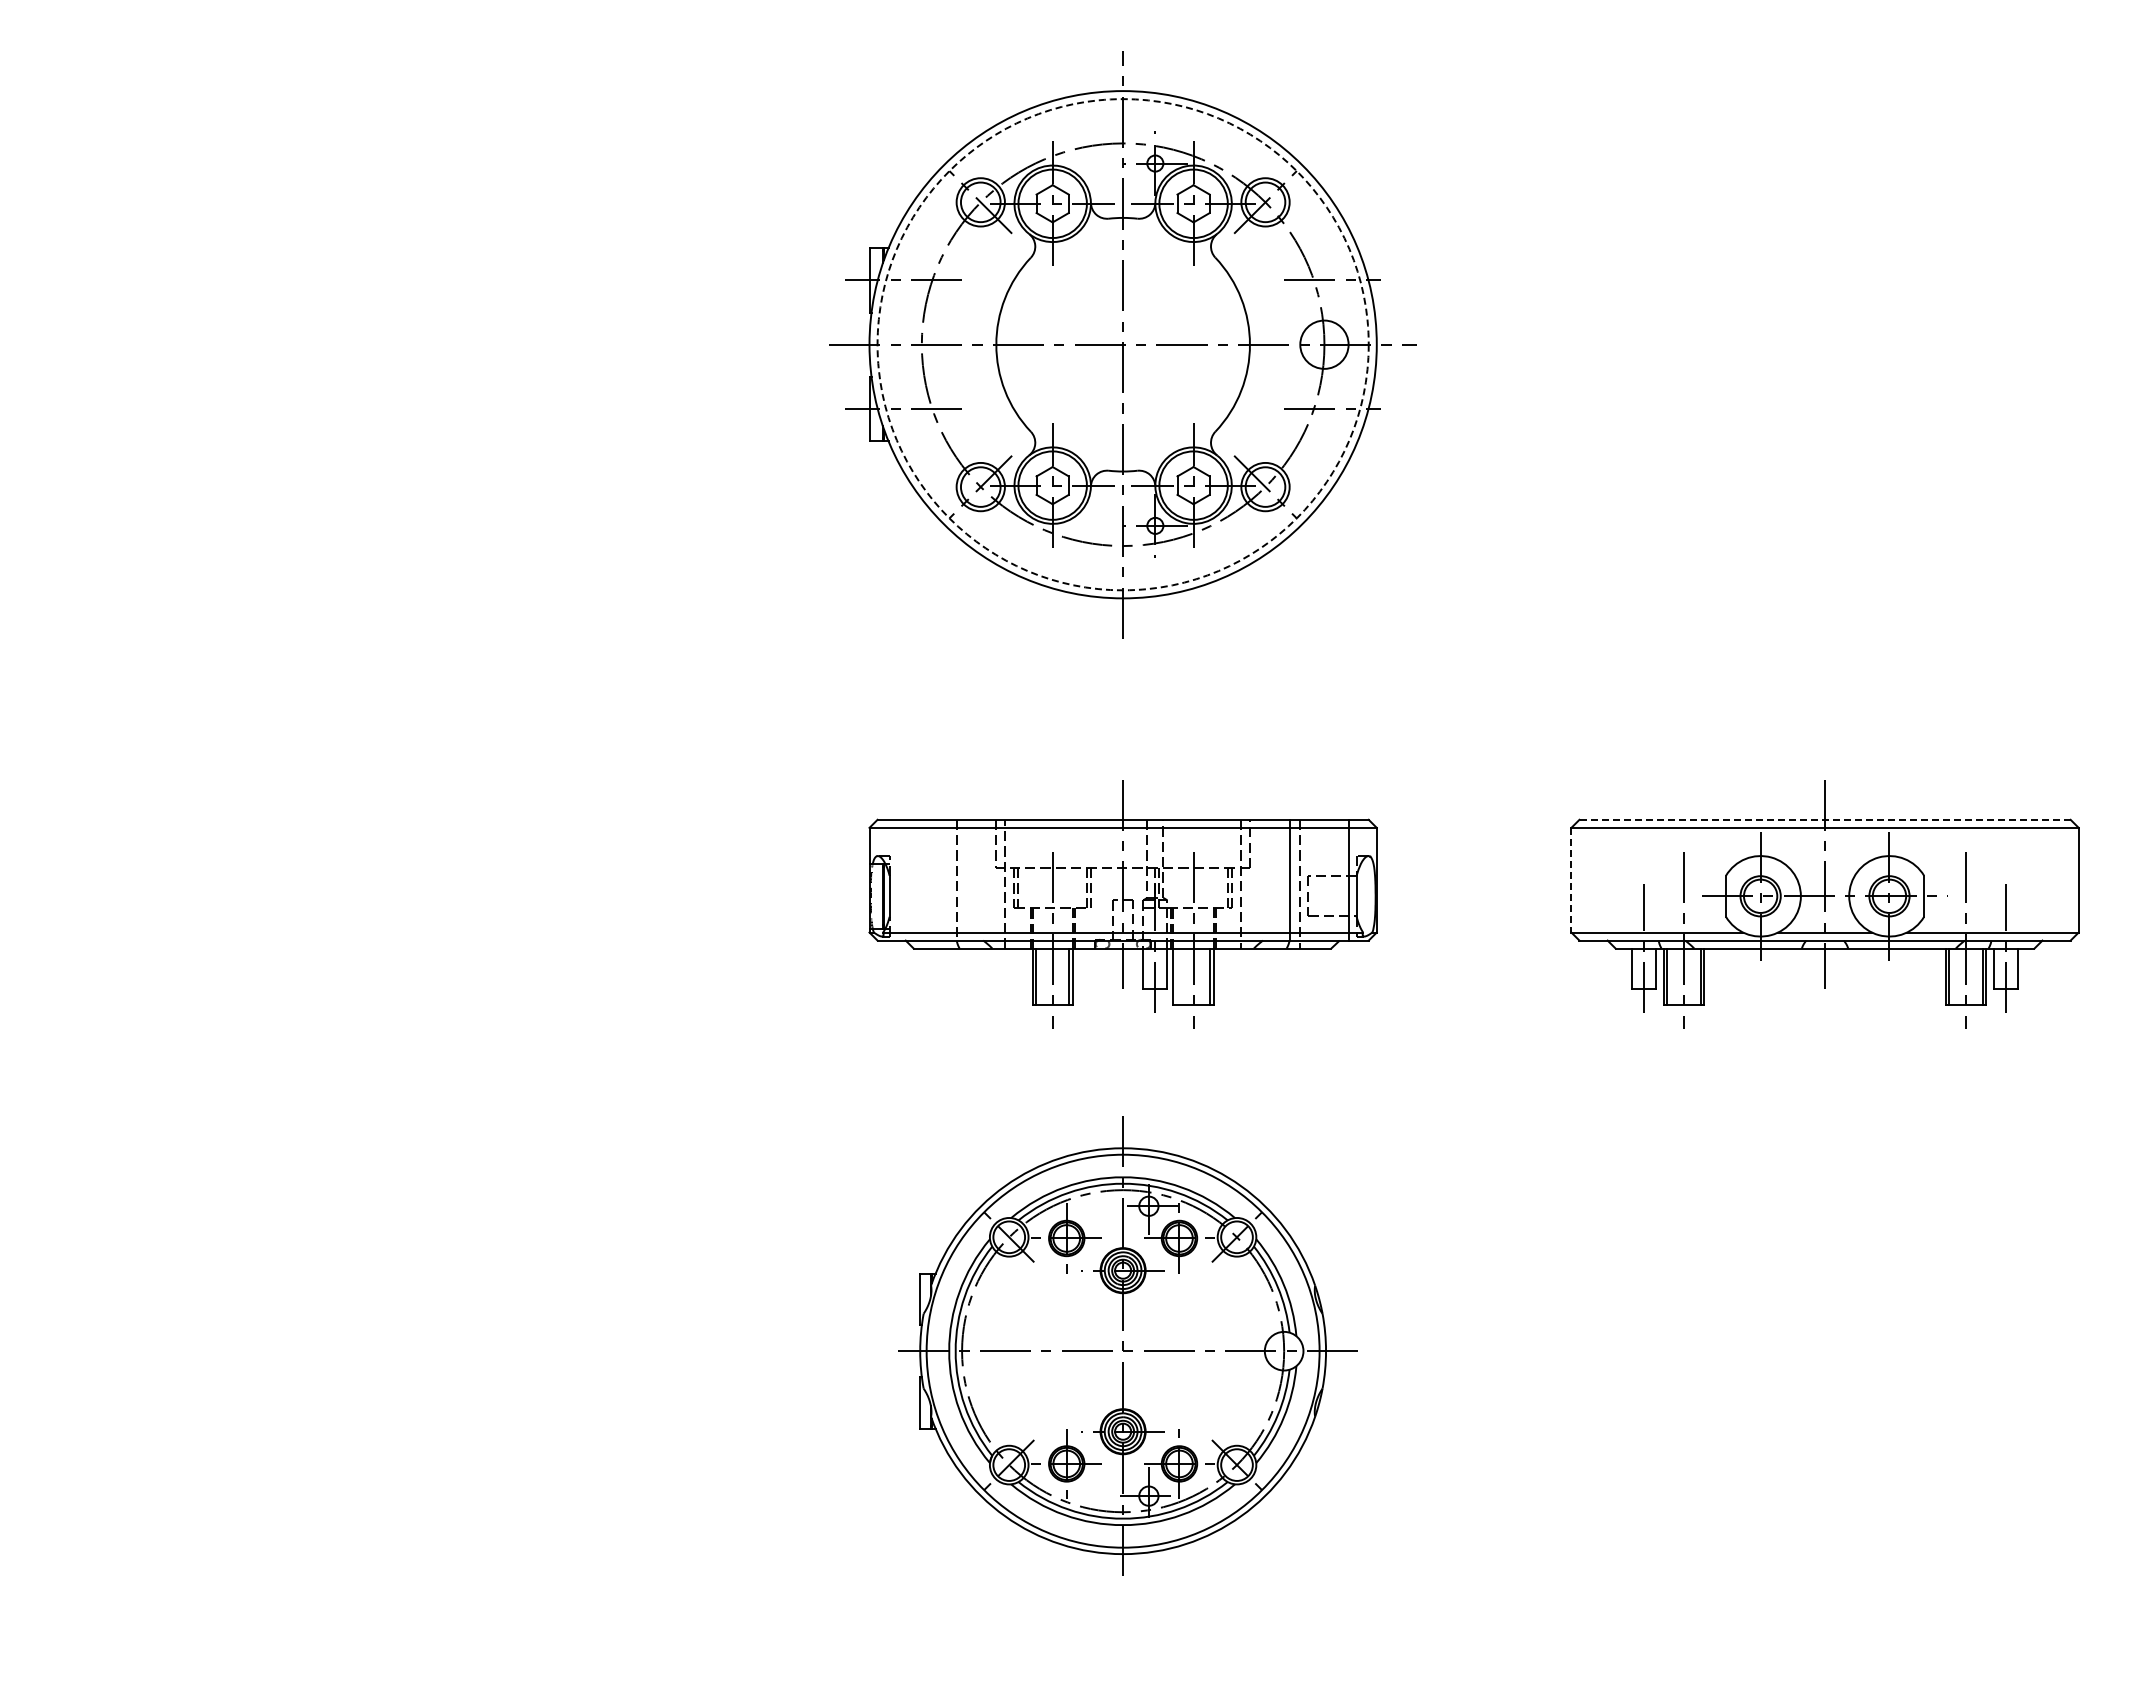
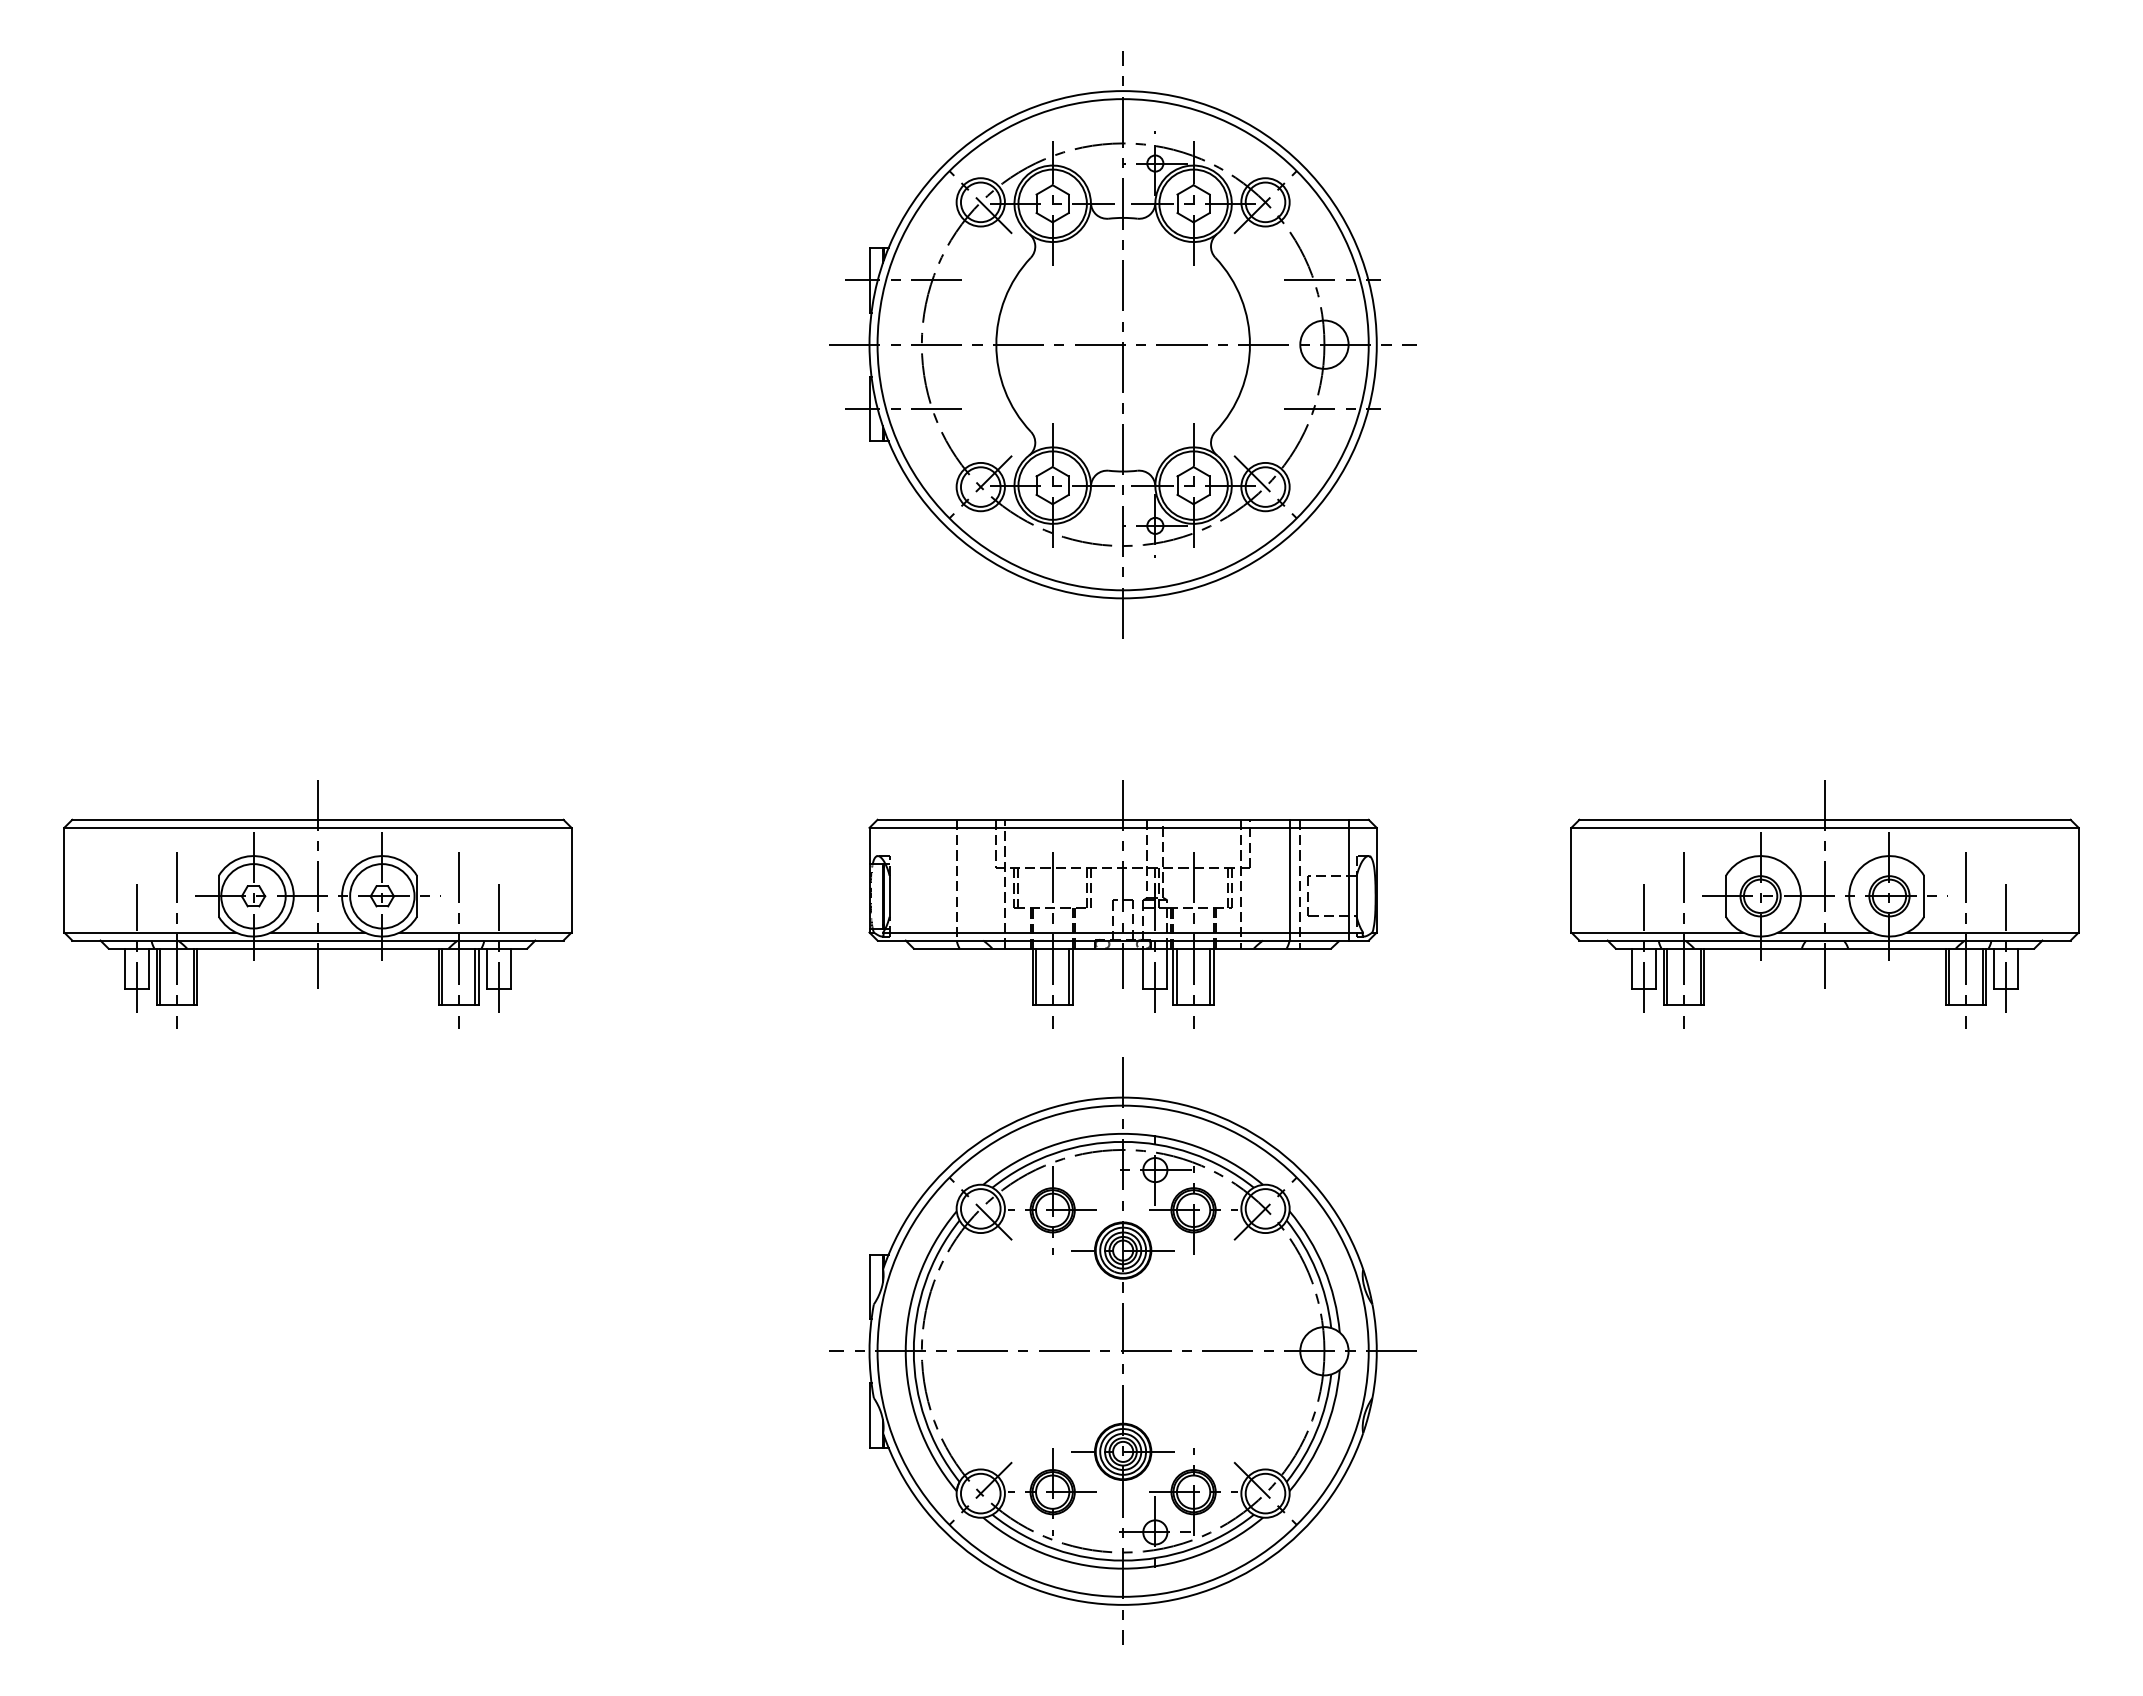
circle: dashed -> solid (1122, 344)
line: dashed -> solid (1825, 819)
line: dashed -> solid (1571, 880)
part: none -> present (317, 904)
line: none -> present (1176, 976)
part size: 460x460 px -> 588x588 px (1122, 1350)
